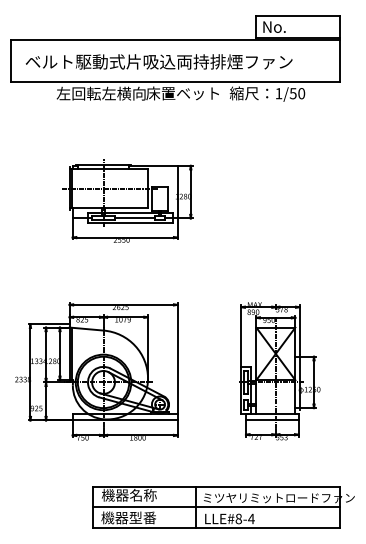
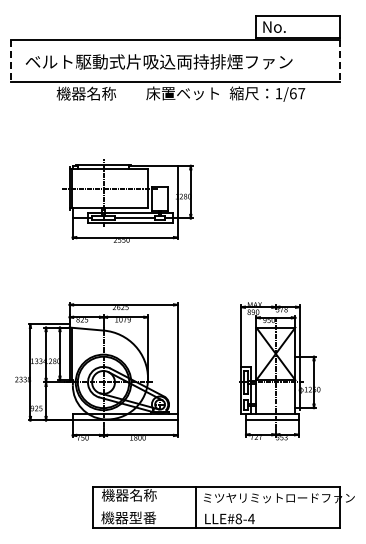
line: solid -> dashed (11, 60)
line: solid -> dashed (340, 60)
text: 左回転左横向 -> 機器名称 (100, 93)
text: 1/50 -> 1/67 (297, 93)
line: present -> none (216, 507)
